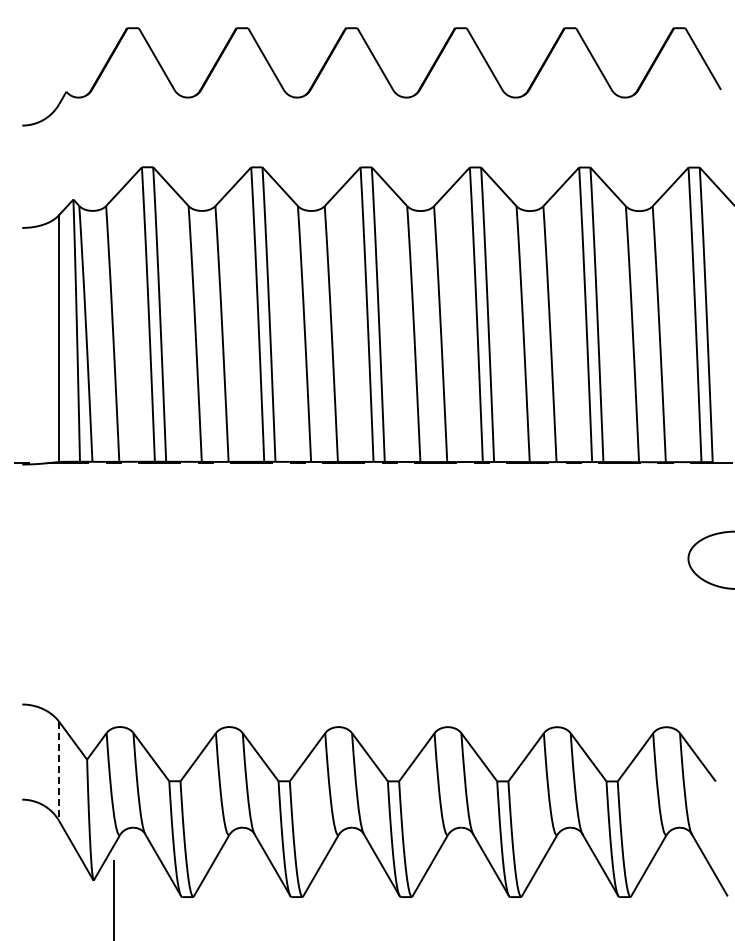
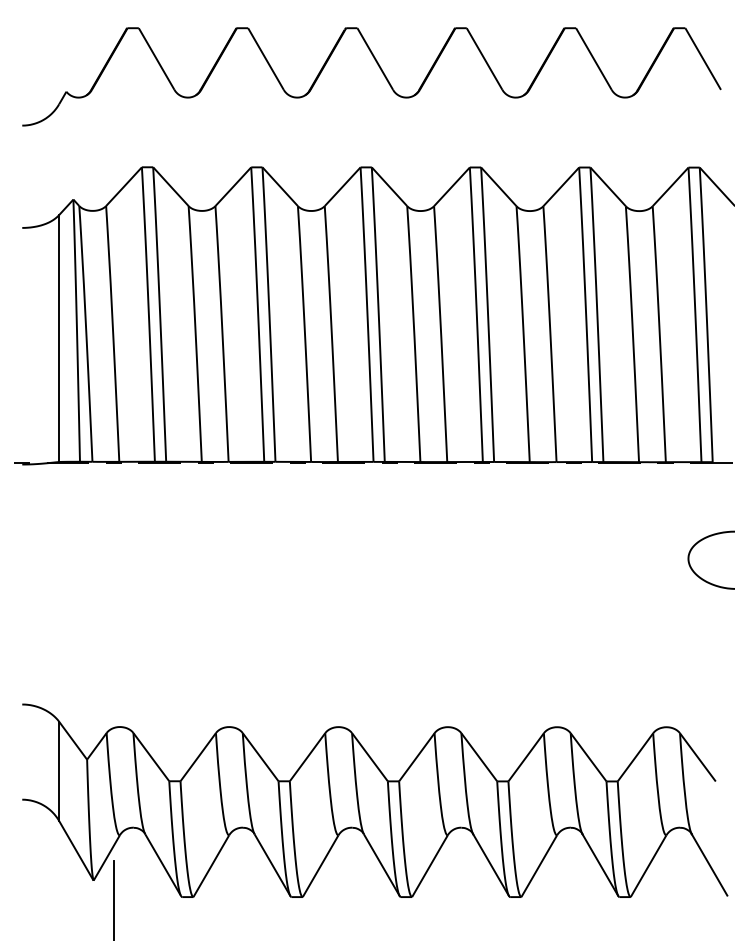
line: dashed -> solid (59, 771)
